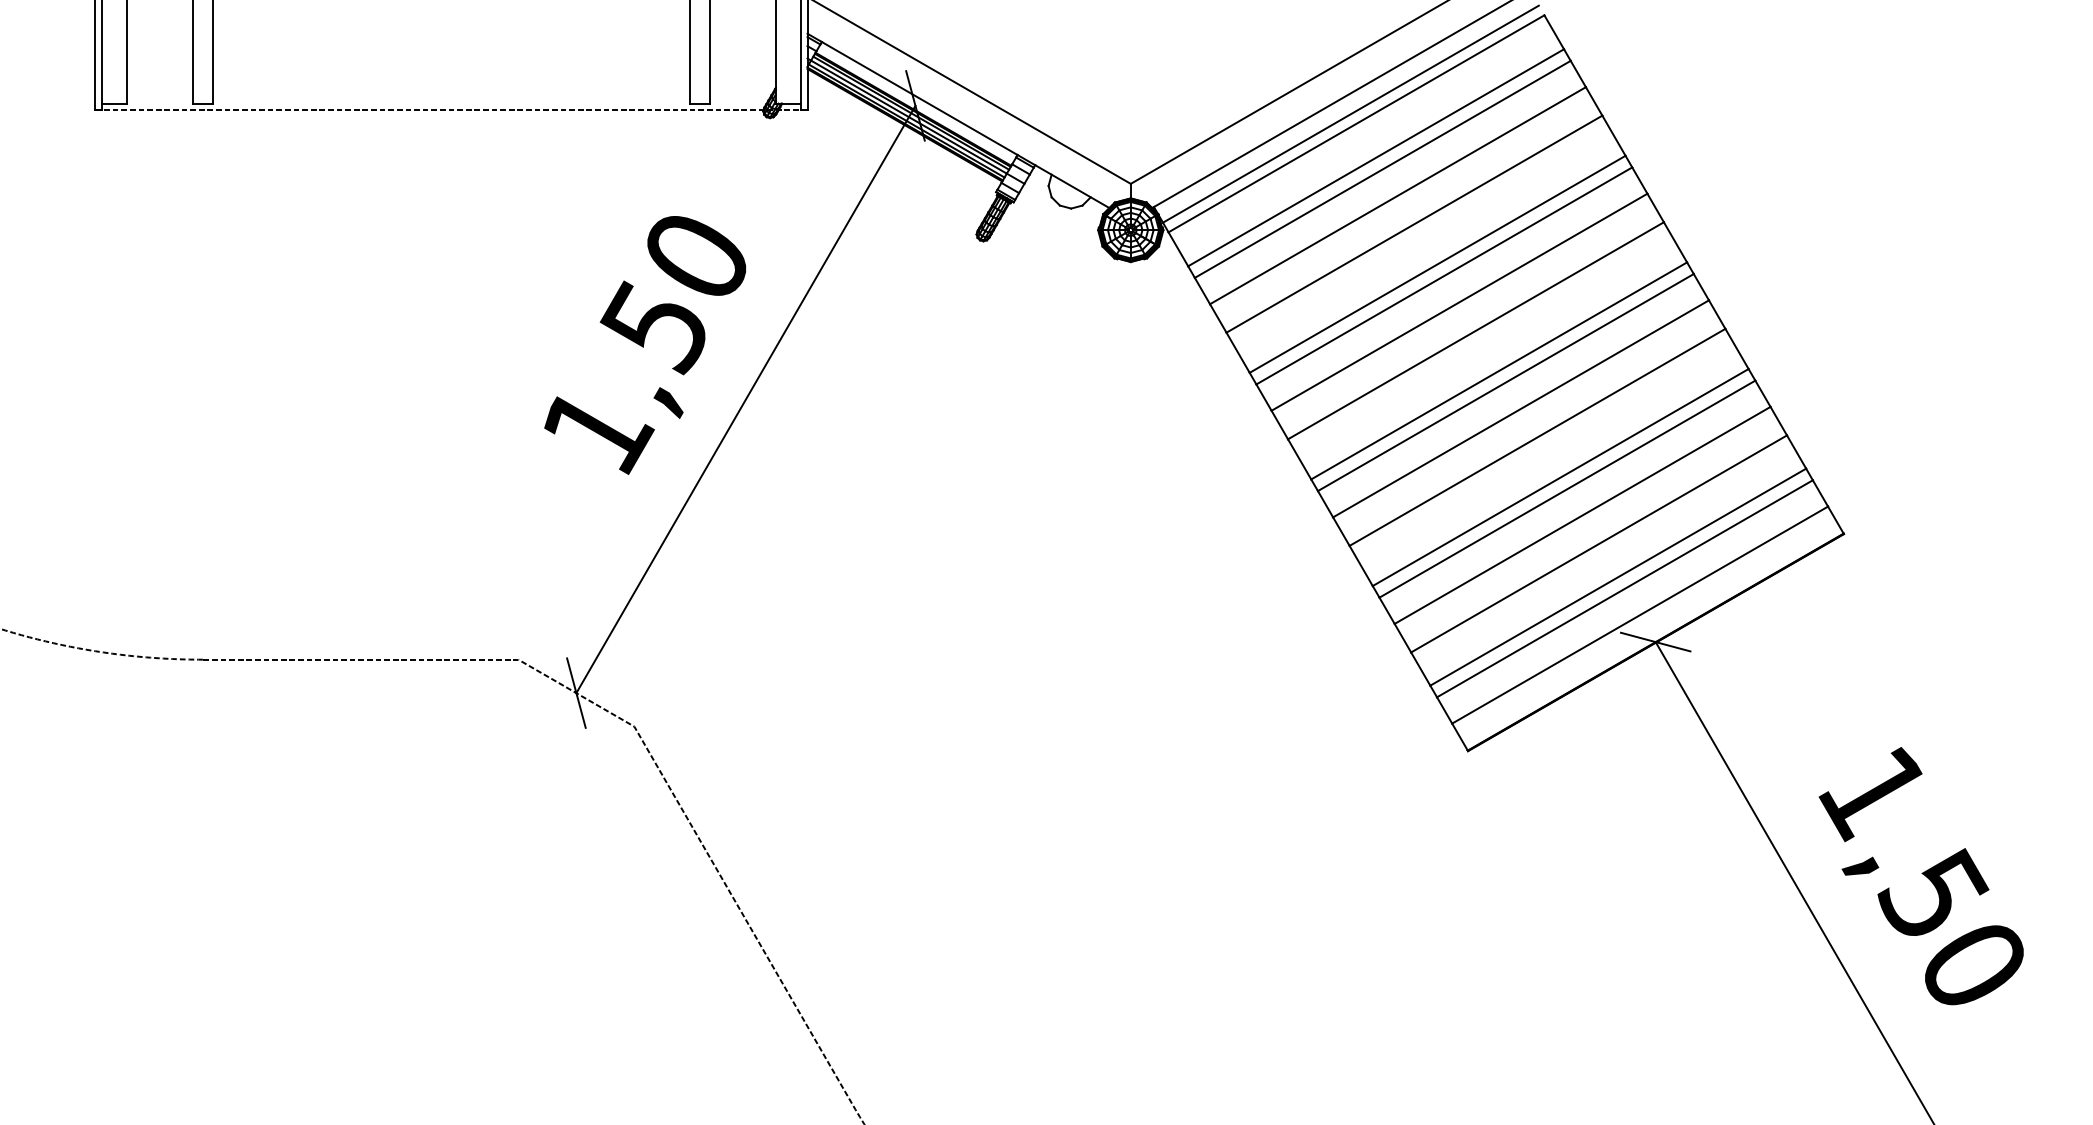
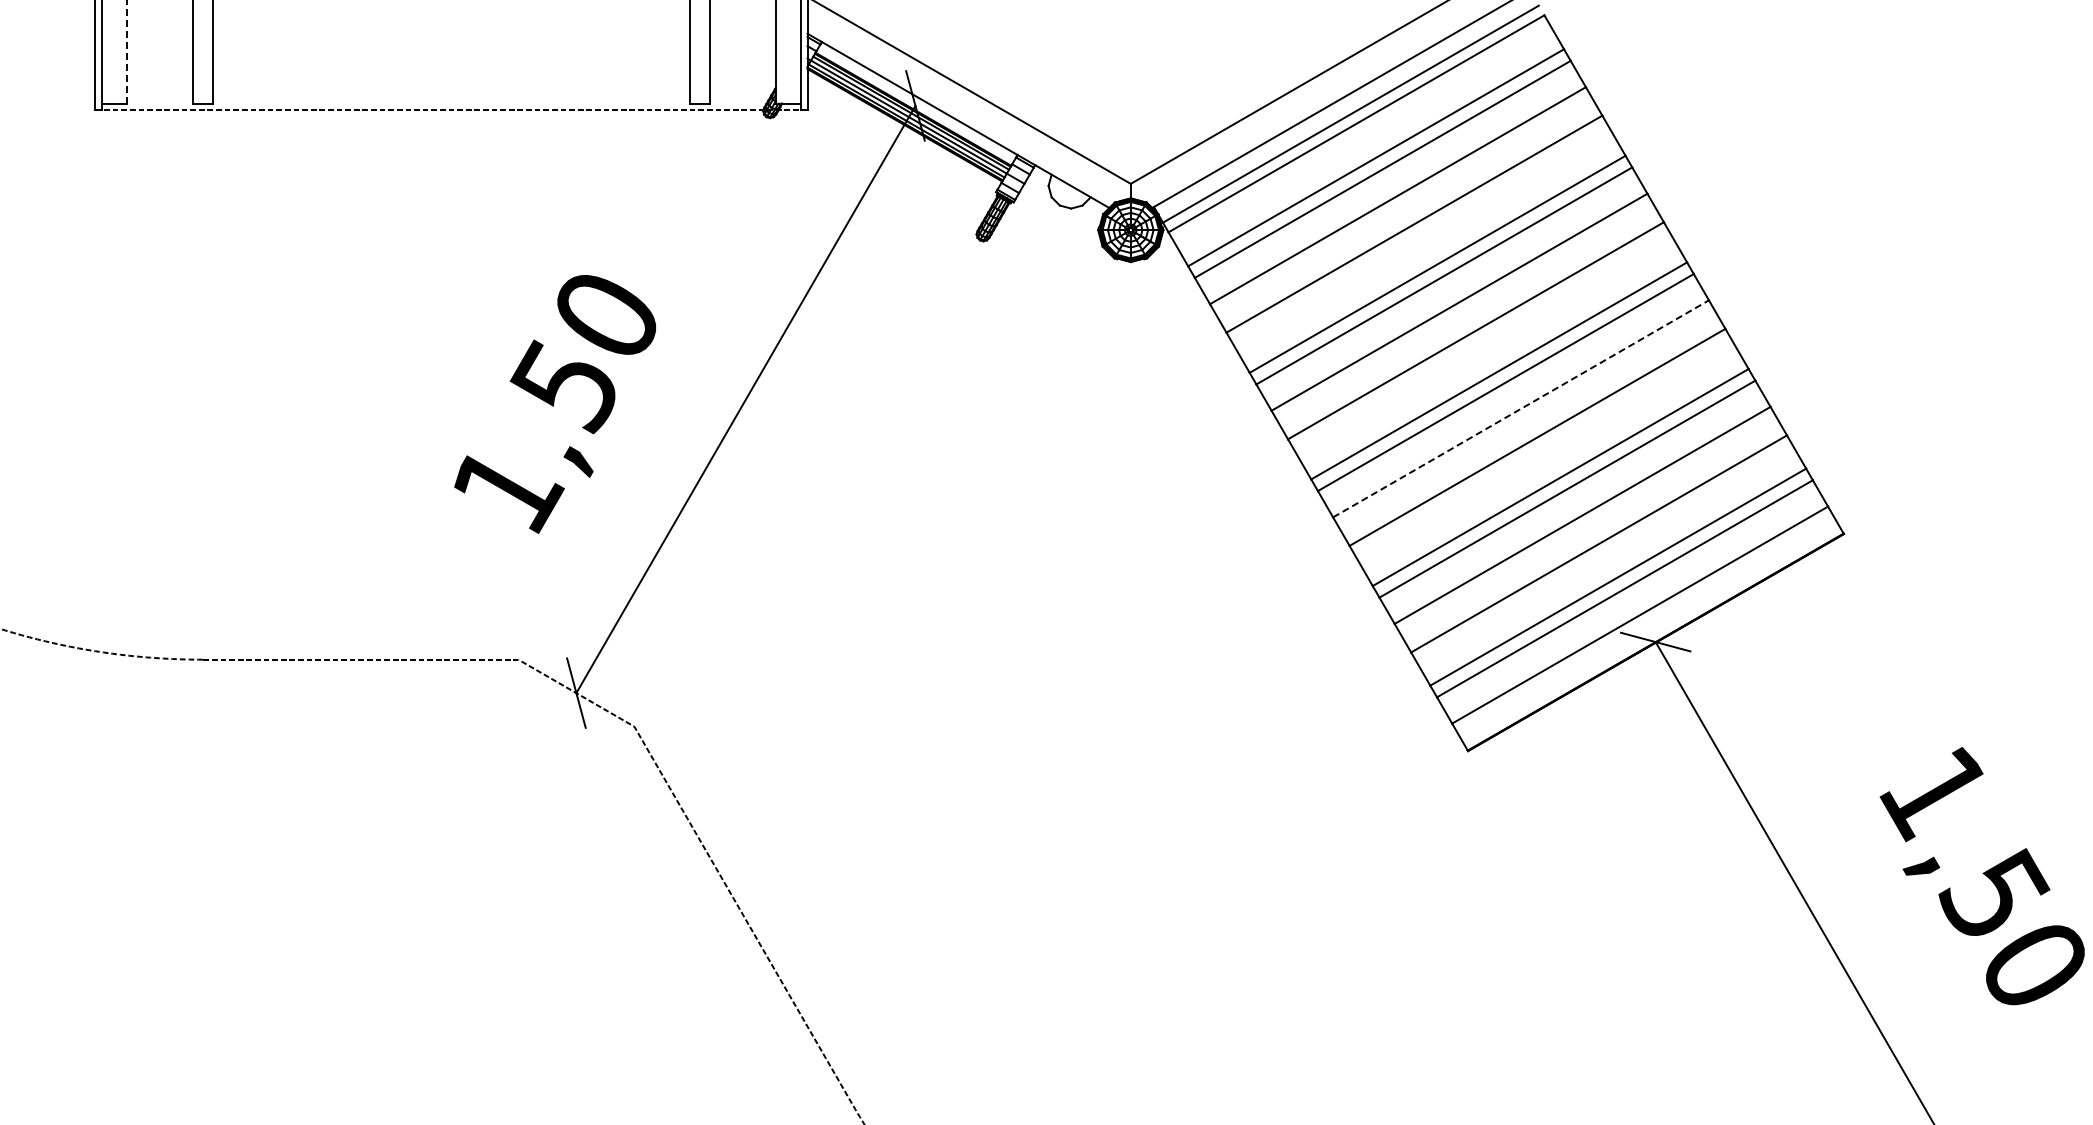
line: solid -> dashed (127, 51)
text position: (644, 345) -> (554, 404) (554, 404)
line: solid -> dashed (1521, 408)
text position: (1920, 876) -> (1981, 876) (1981, 876)
